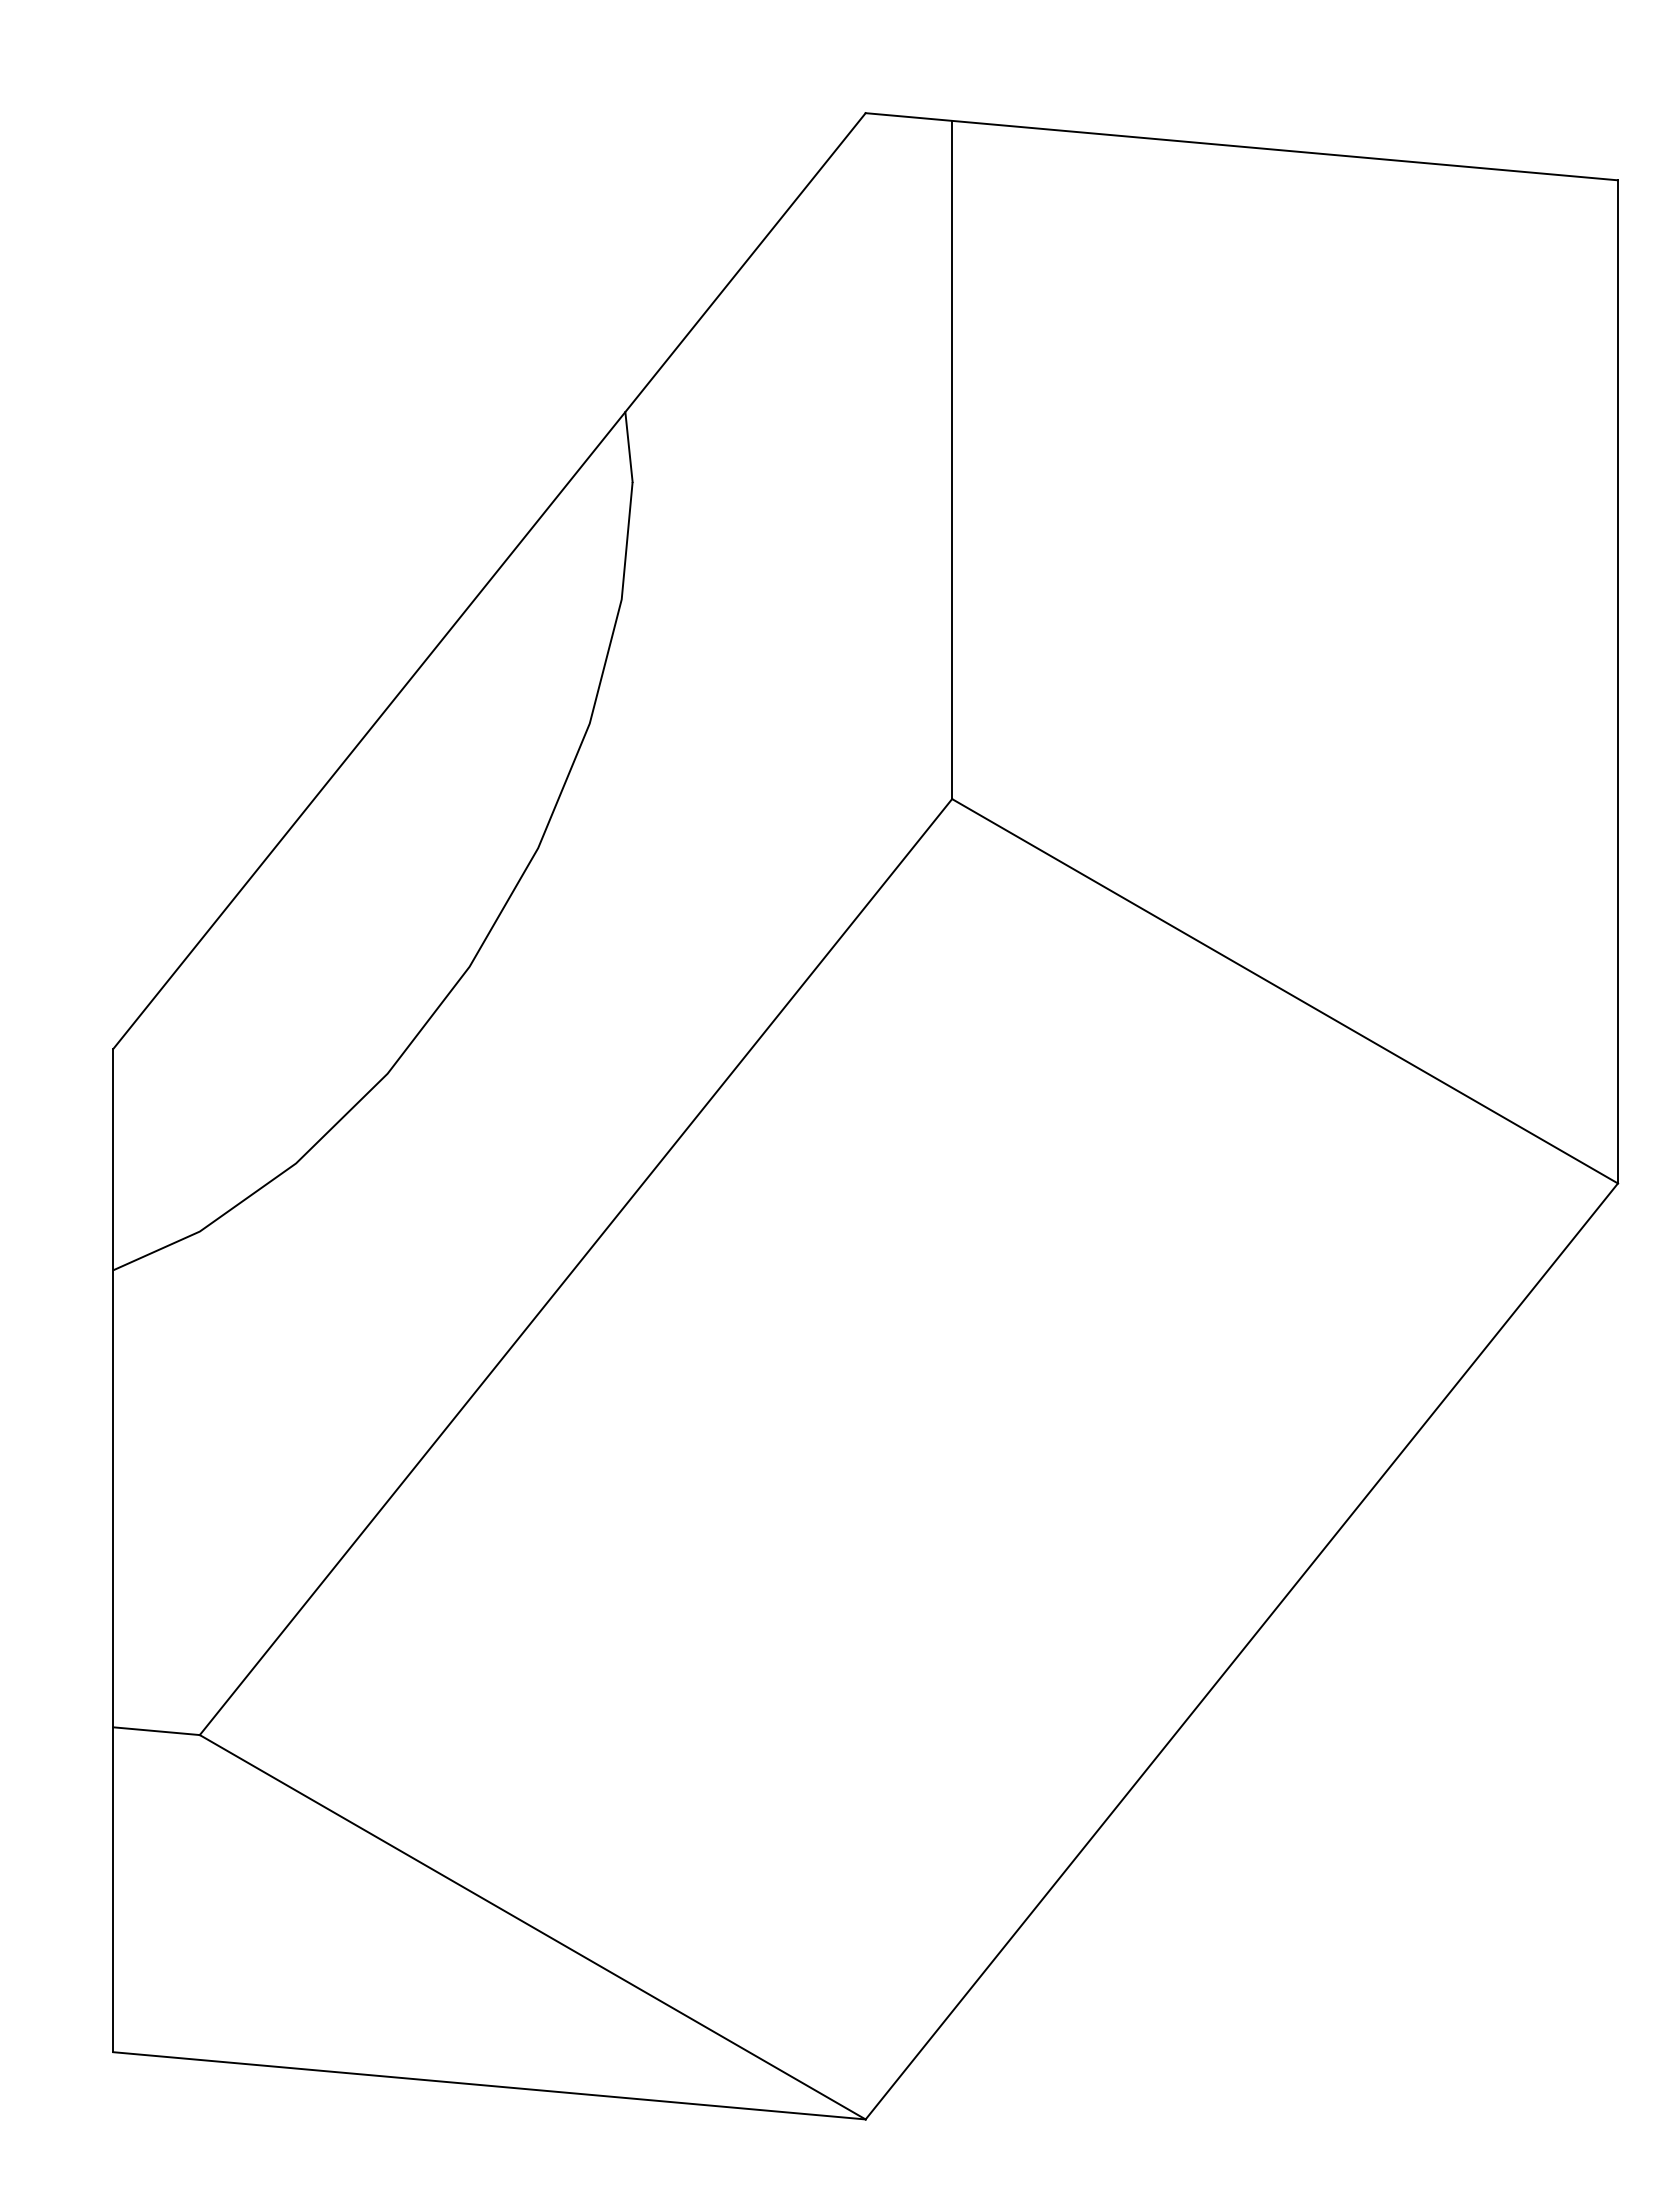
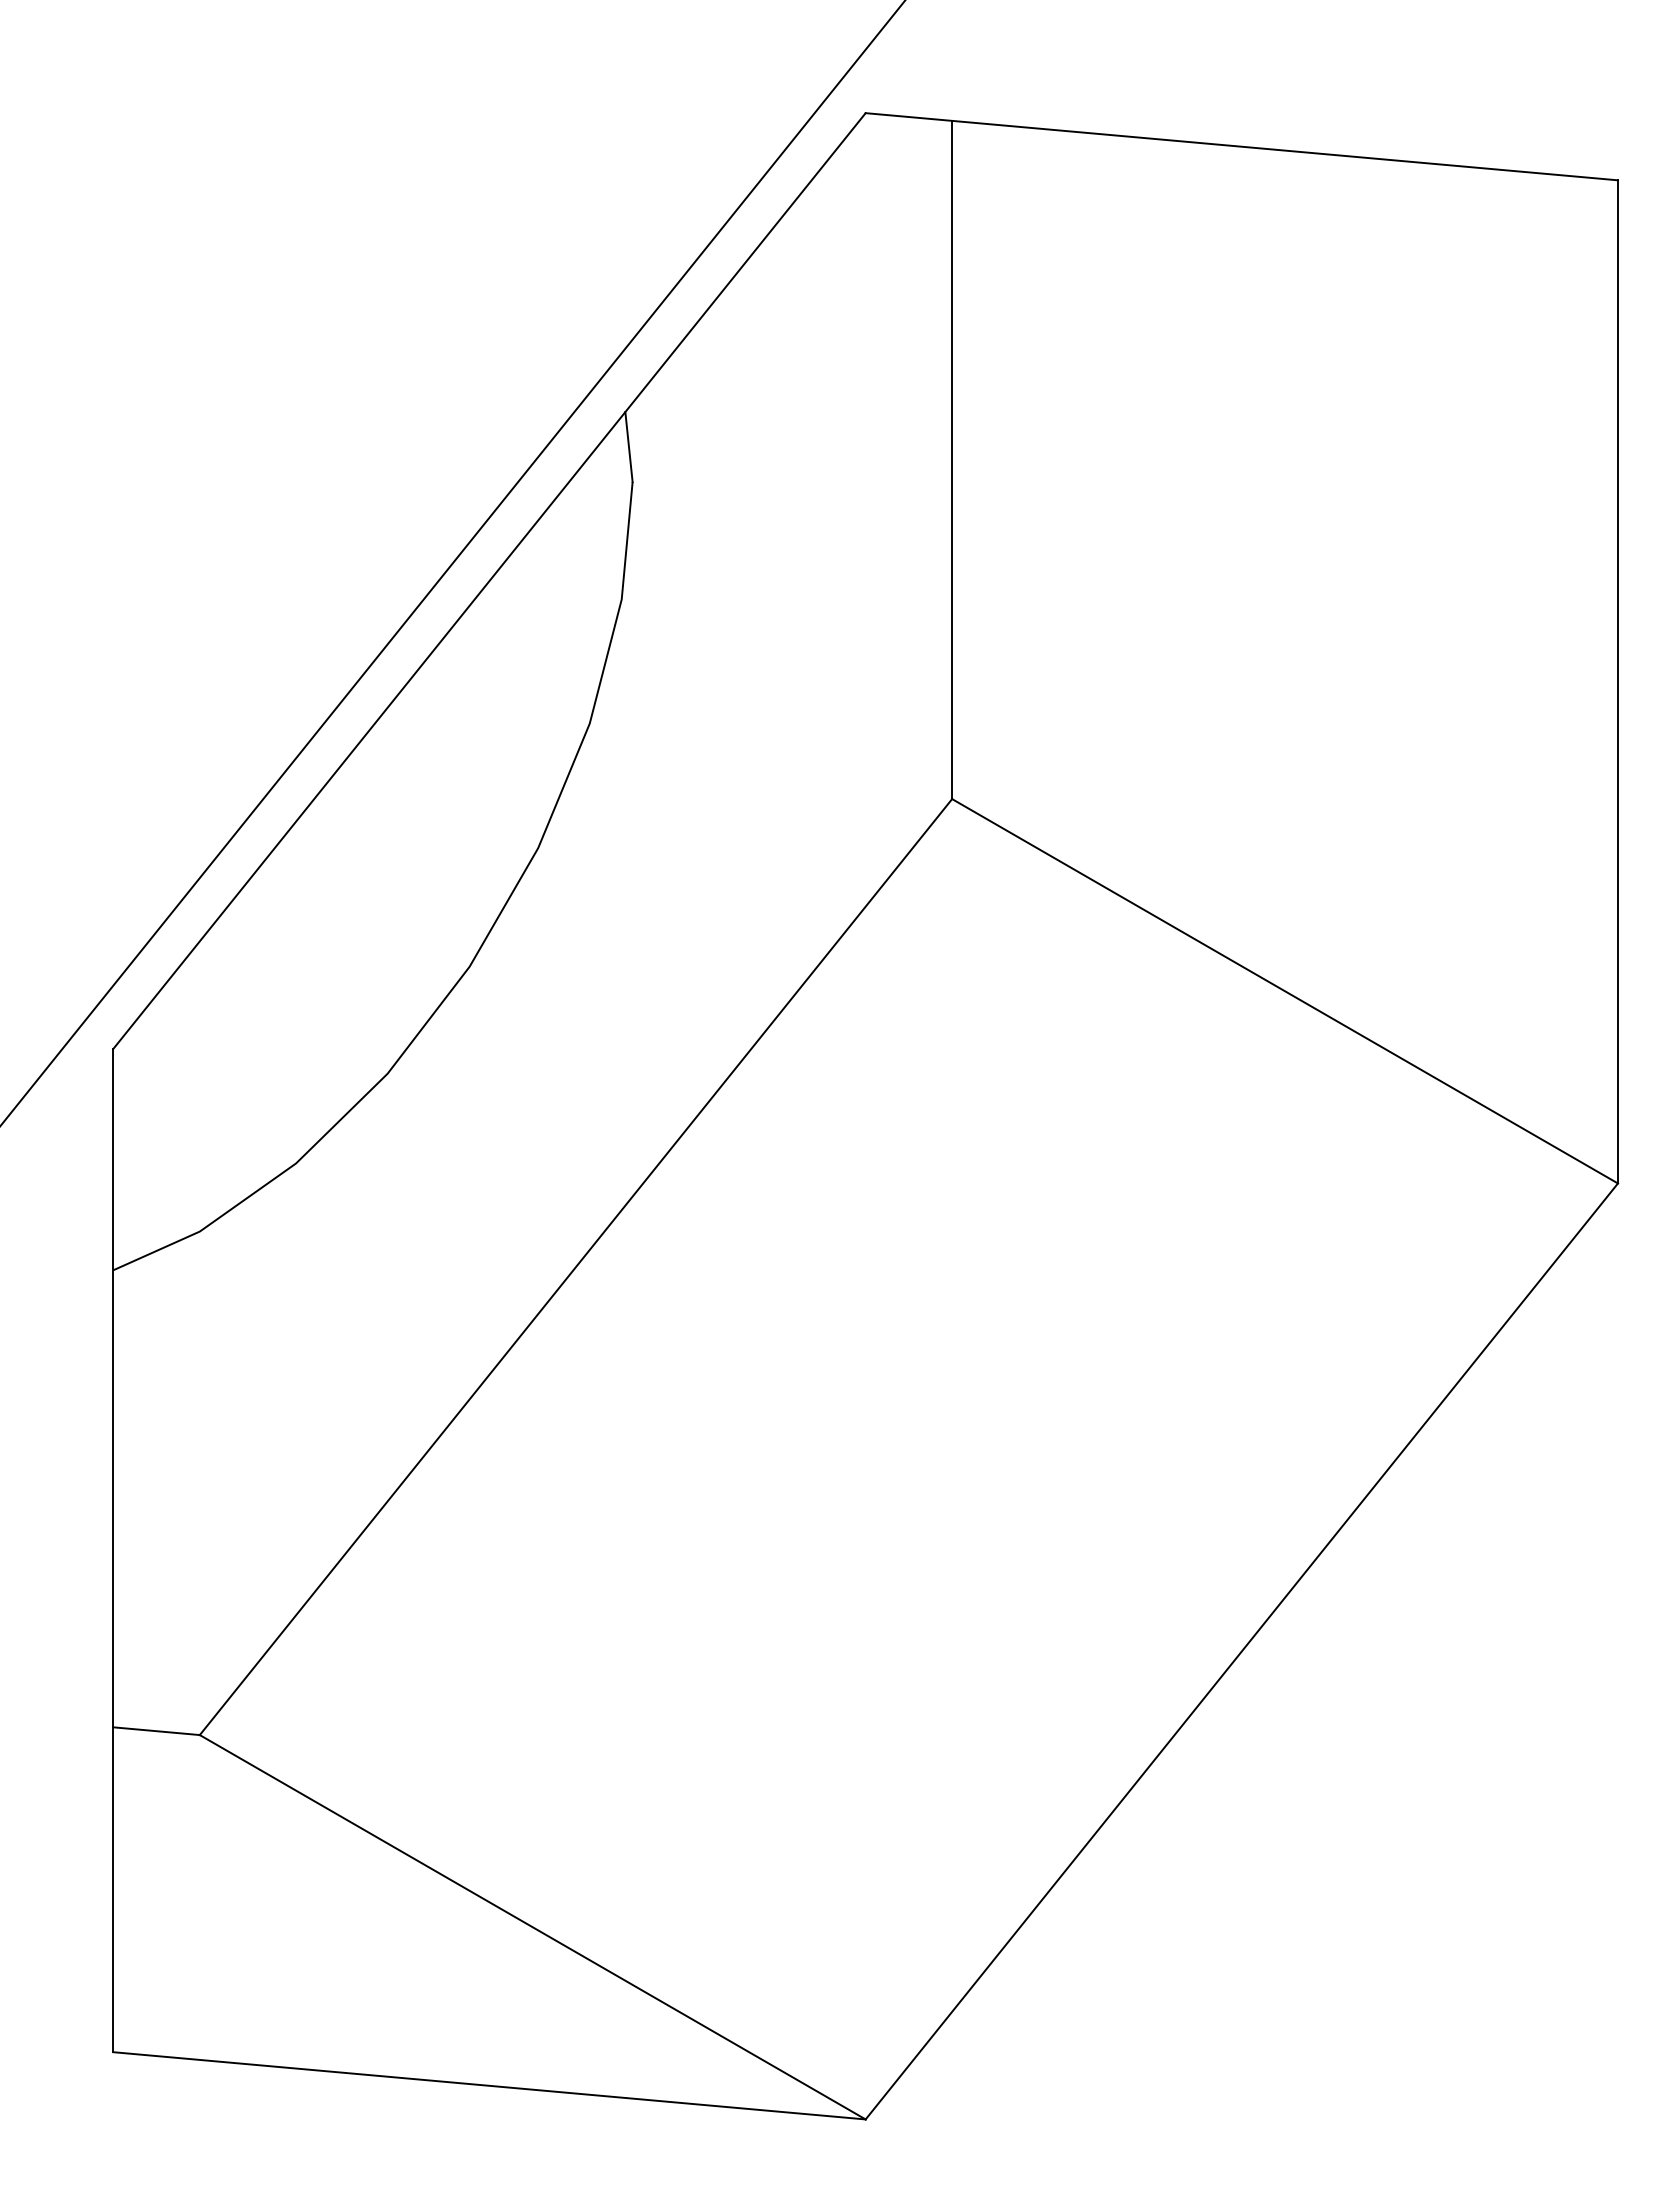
line: none -> present (452, 562)
